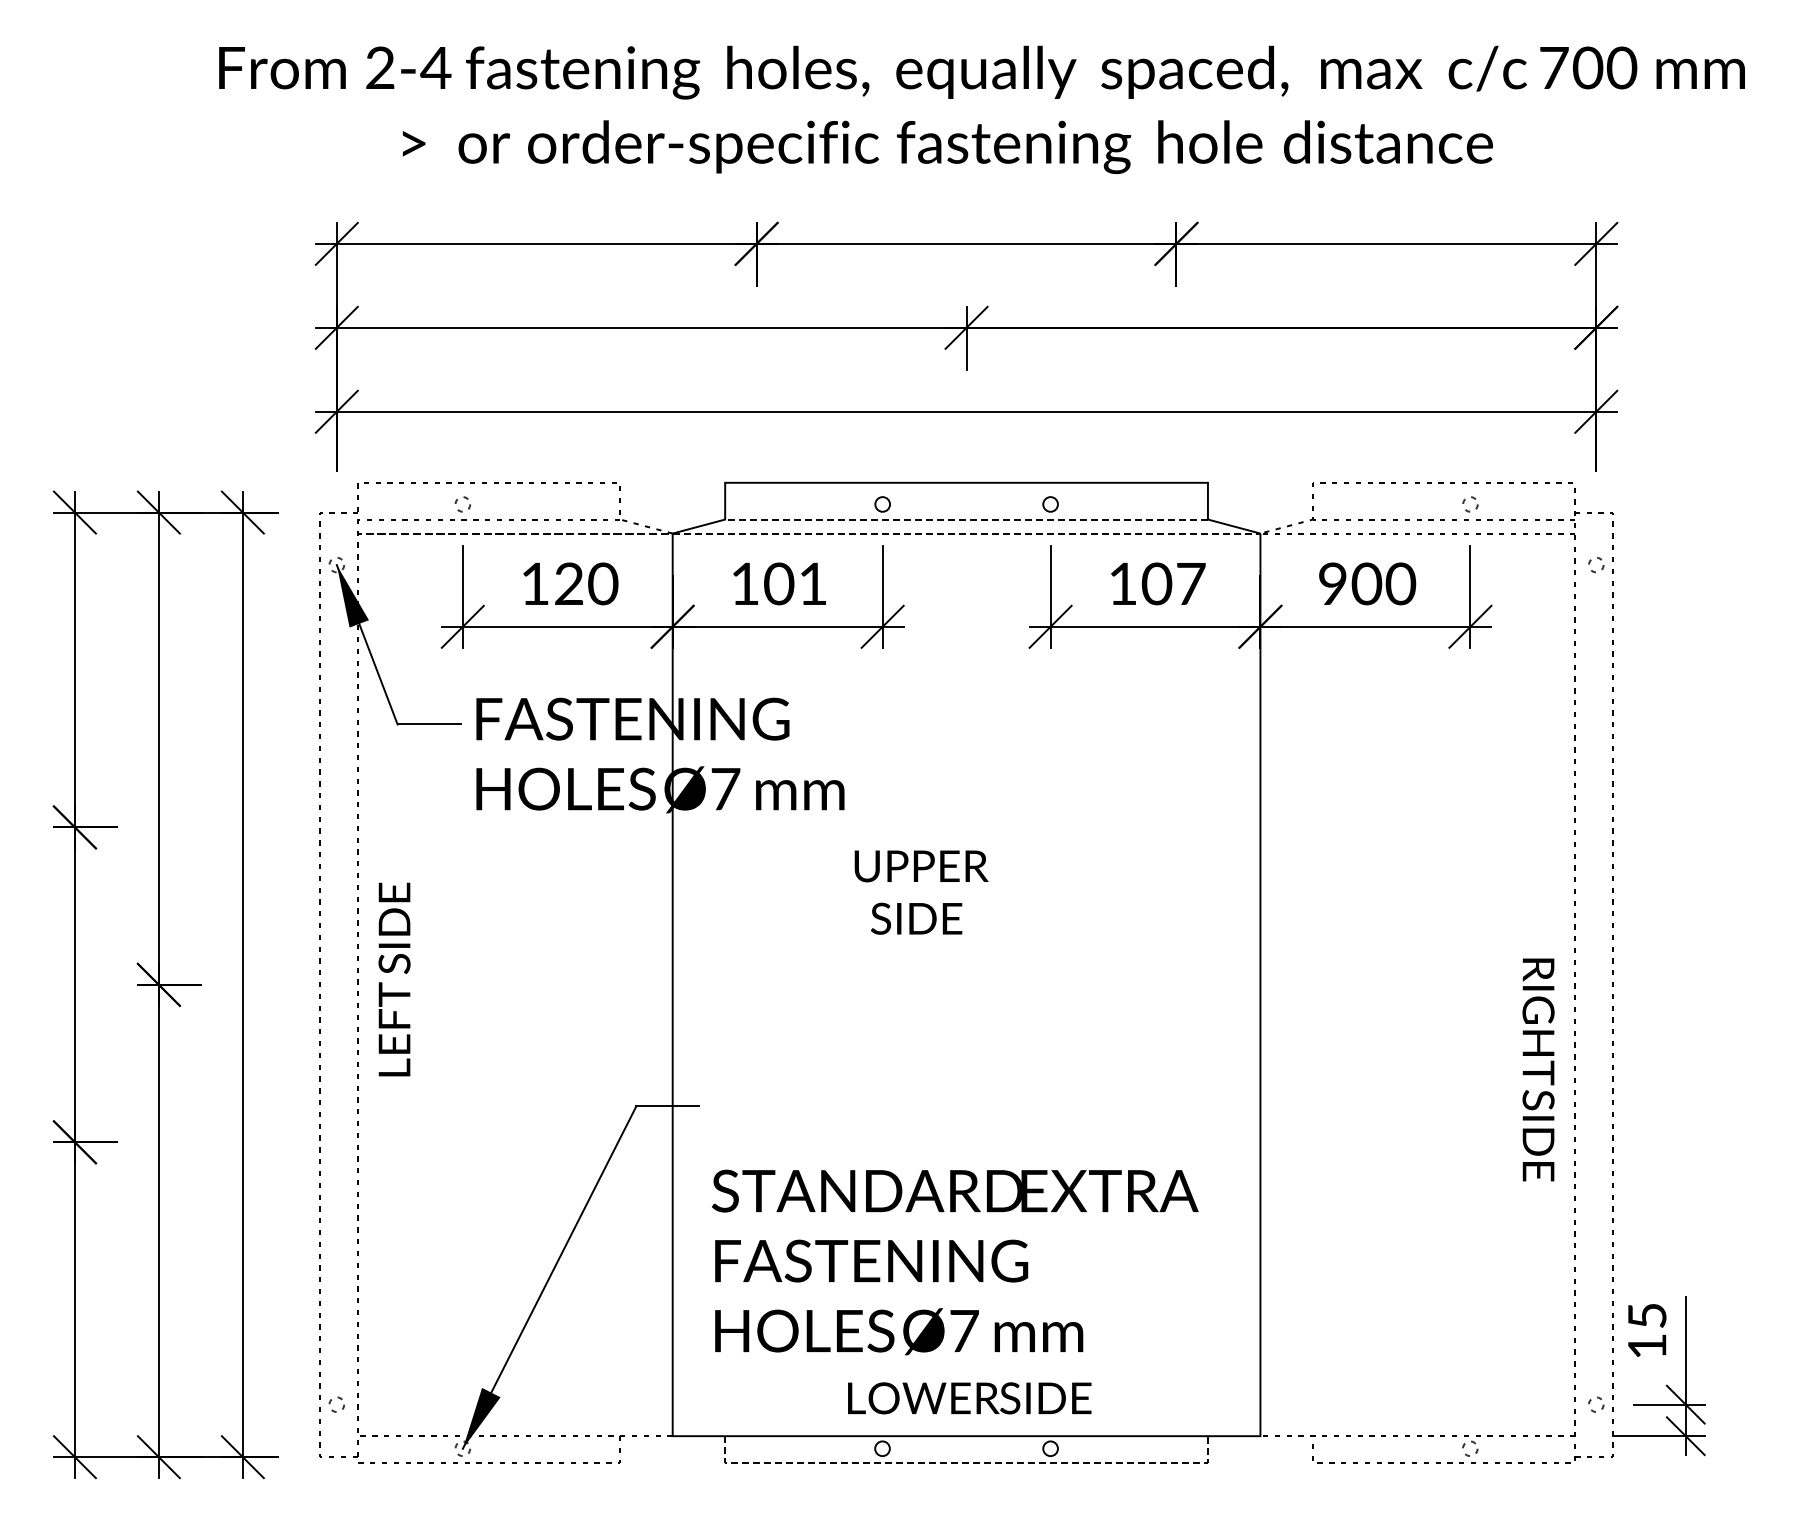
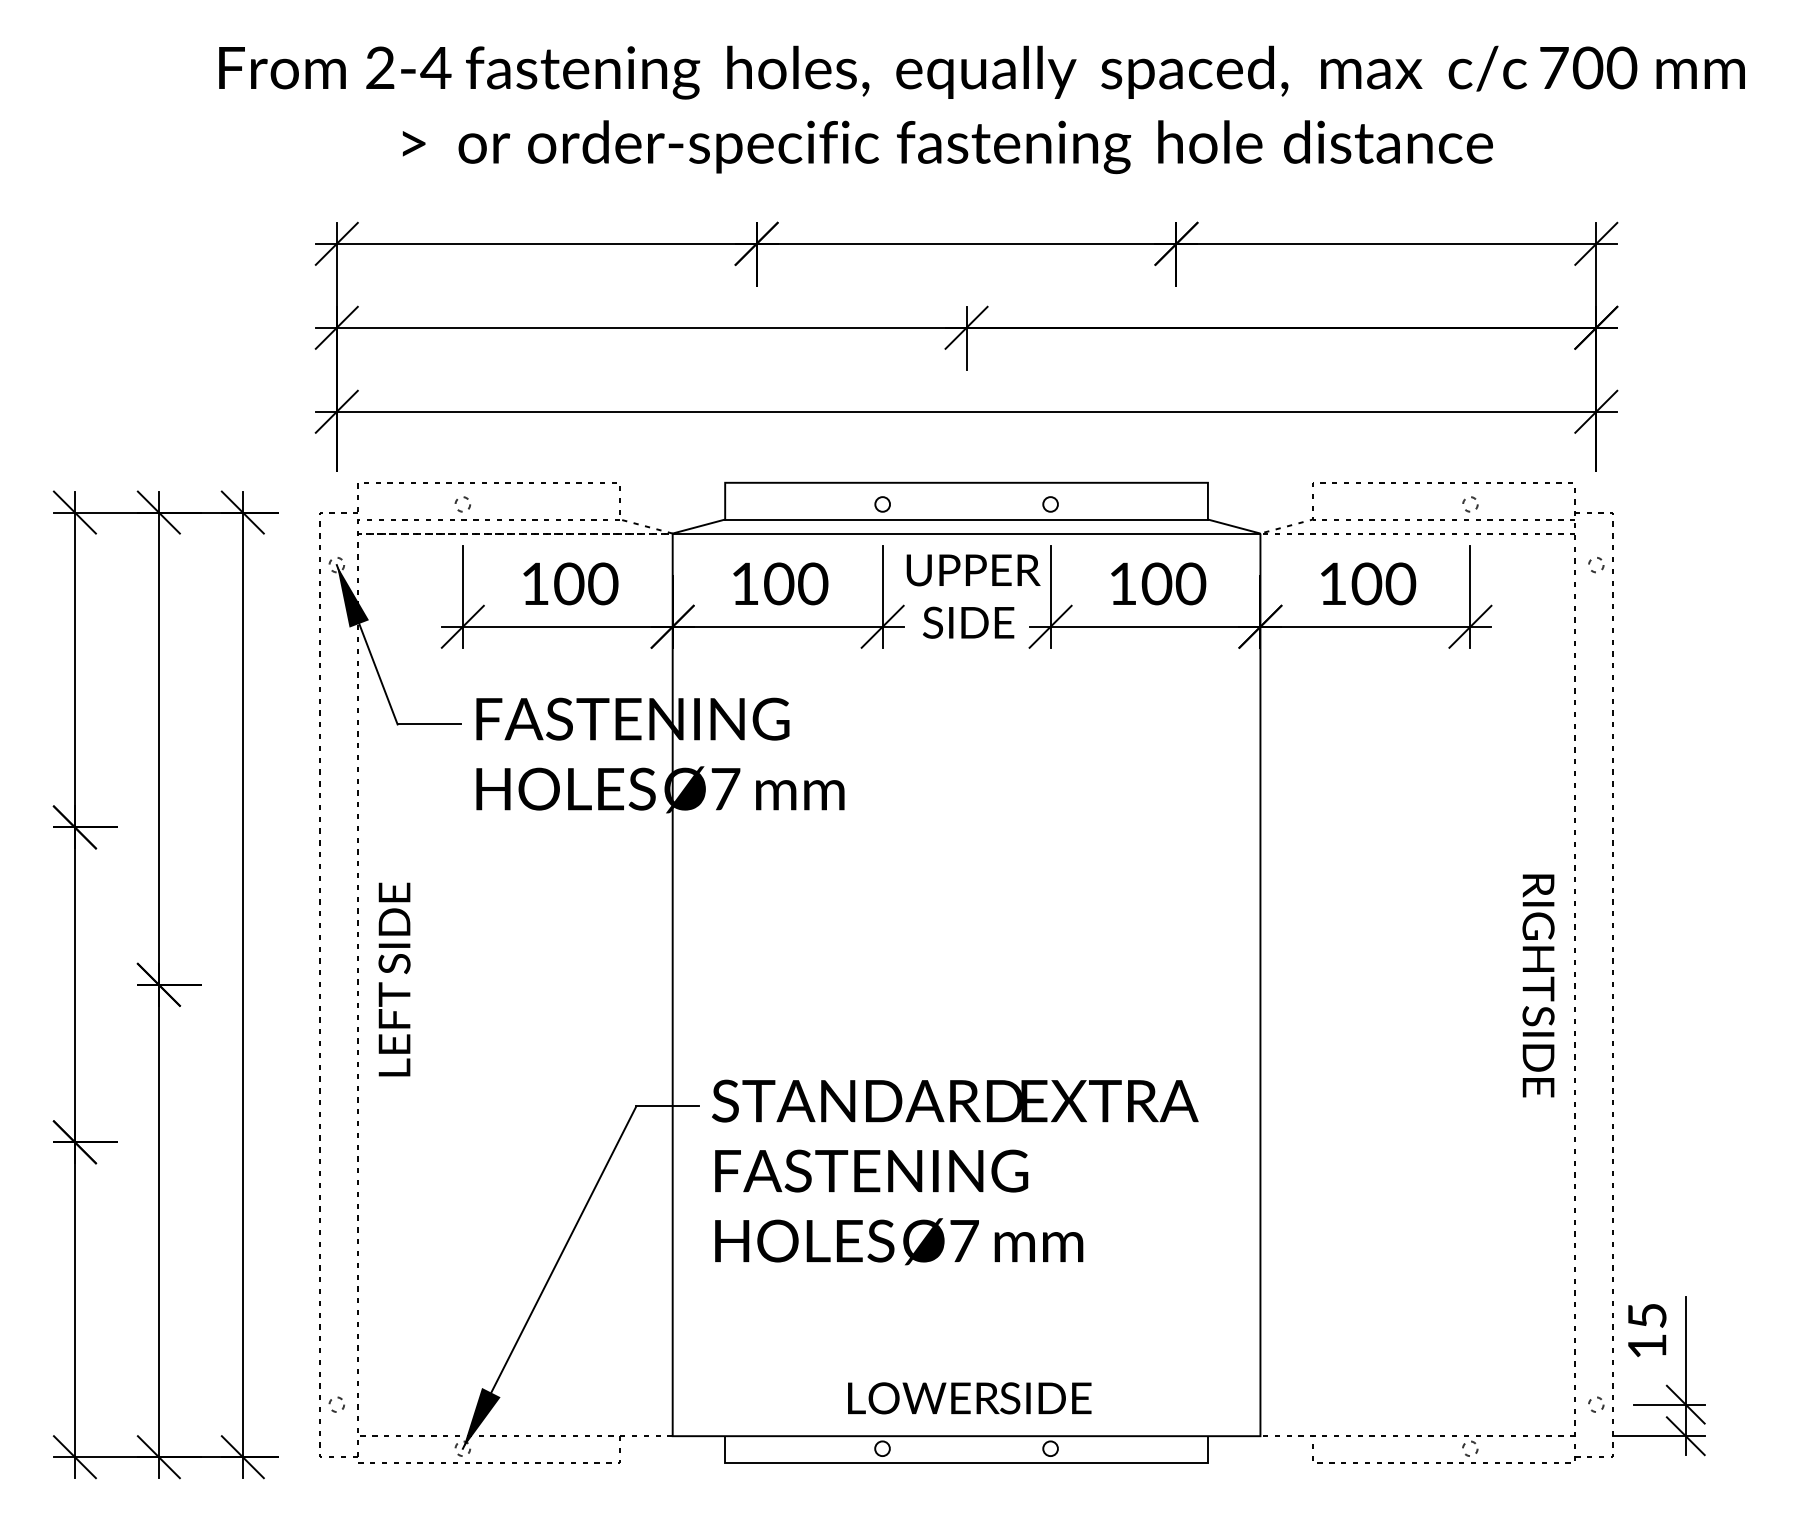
line: dashed -> solid (966, 519)
line: dashed -> solid (966, 533)
text: 120 -> 100 (569, 583)
text: 101 -> 100 (813, 583)
text: 107 -> 100 (1190, 583)
text: 900 -> 100 (1332, 583)
text position: (921, 892) -> (973, 596) (973, 596)
text position: (1538, 1069) -> (1538, 985) (1538, 985)
text position: (955, 1262) -> (955, 1172) (955, 1172)
line: dashed -> solid (967, 1462)
